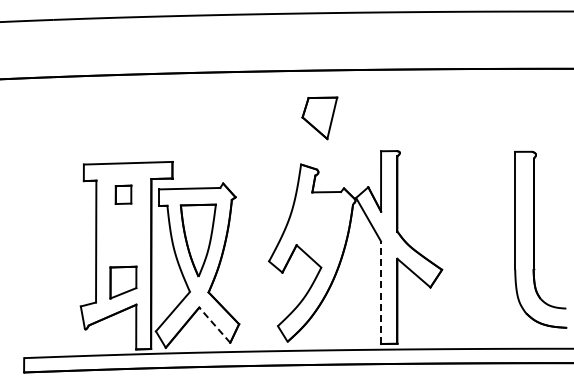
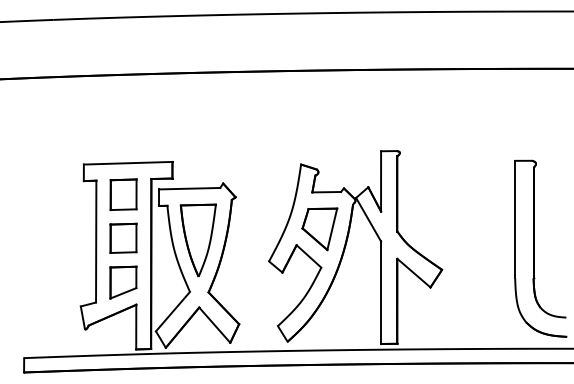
part position: (319, 118) -> (319, 229) (319, 229)
part size: 19x21 px -> 29x34 px (123, 194)
part: none -> present (123, 237)
part position: (540, 239) -> (540, 248) (540, 248)
line: dashed -> solid (381, 292)
line: dashed -> solid (214, 324)
